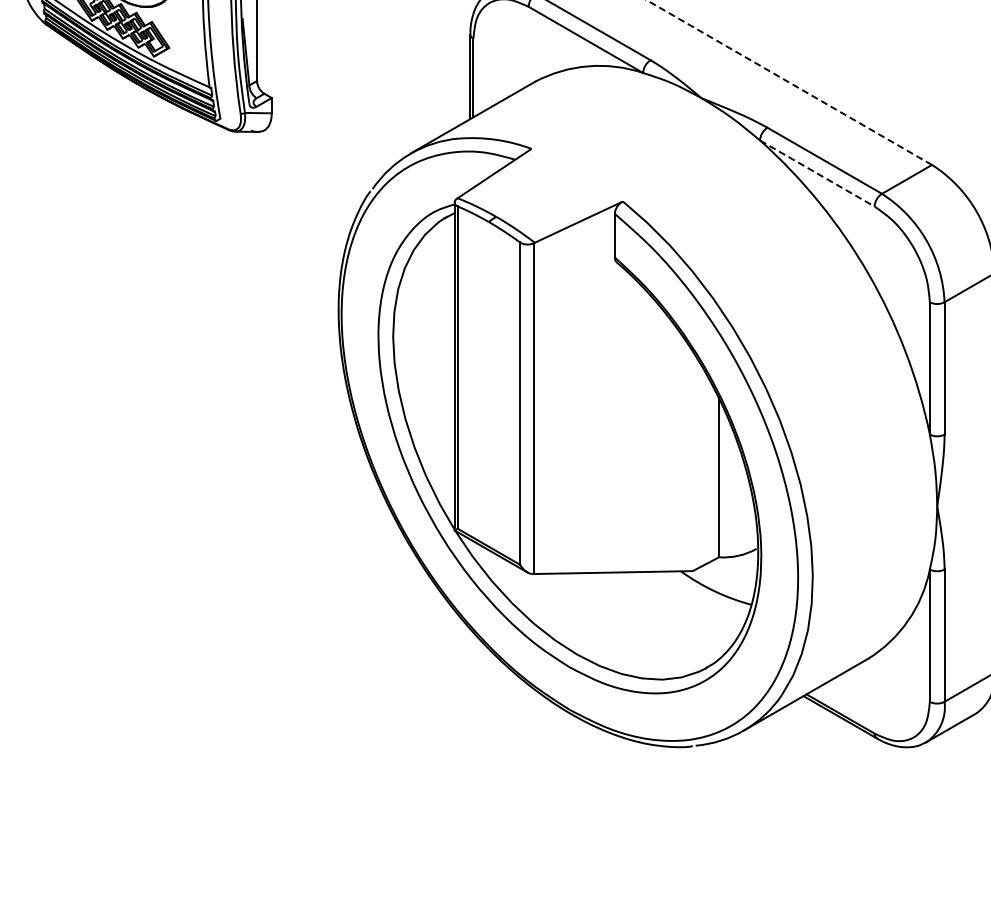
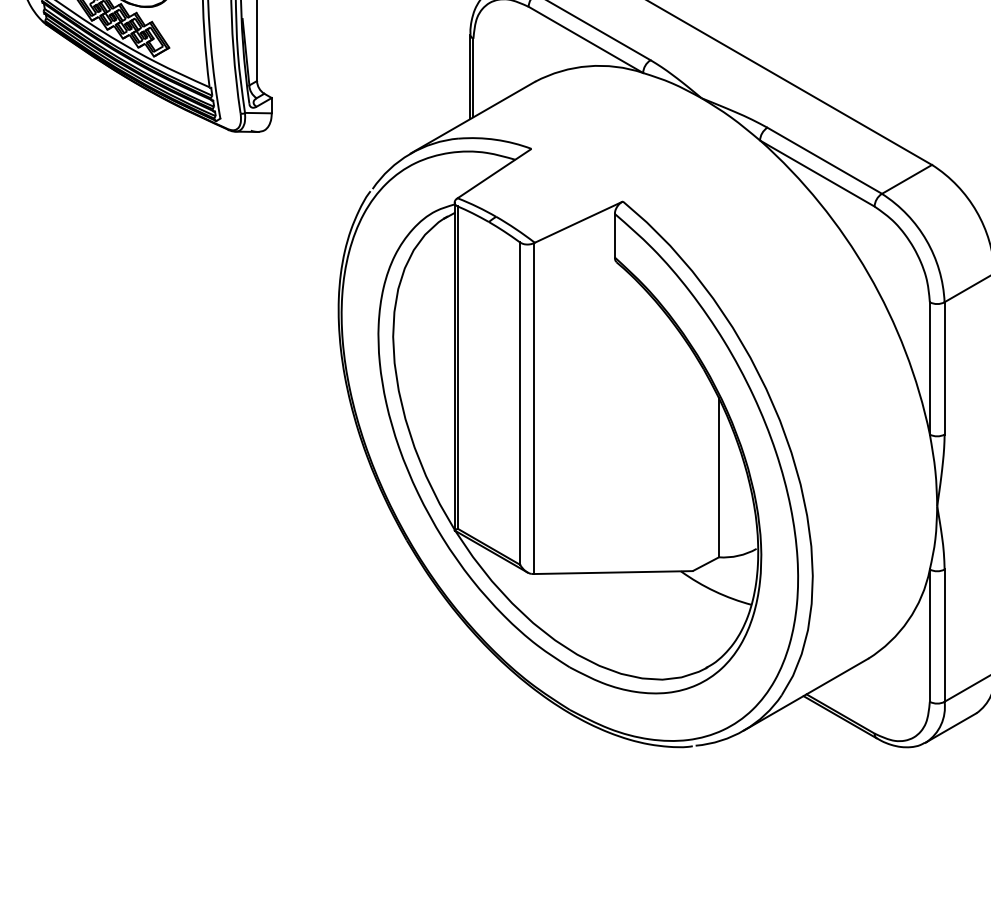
line: dashed -> solid (789, 82)
line: dashed -> solid (817, 173)
